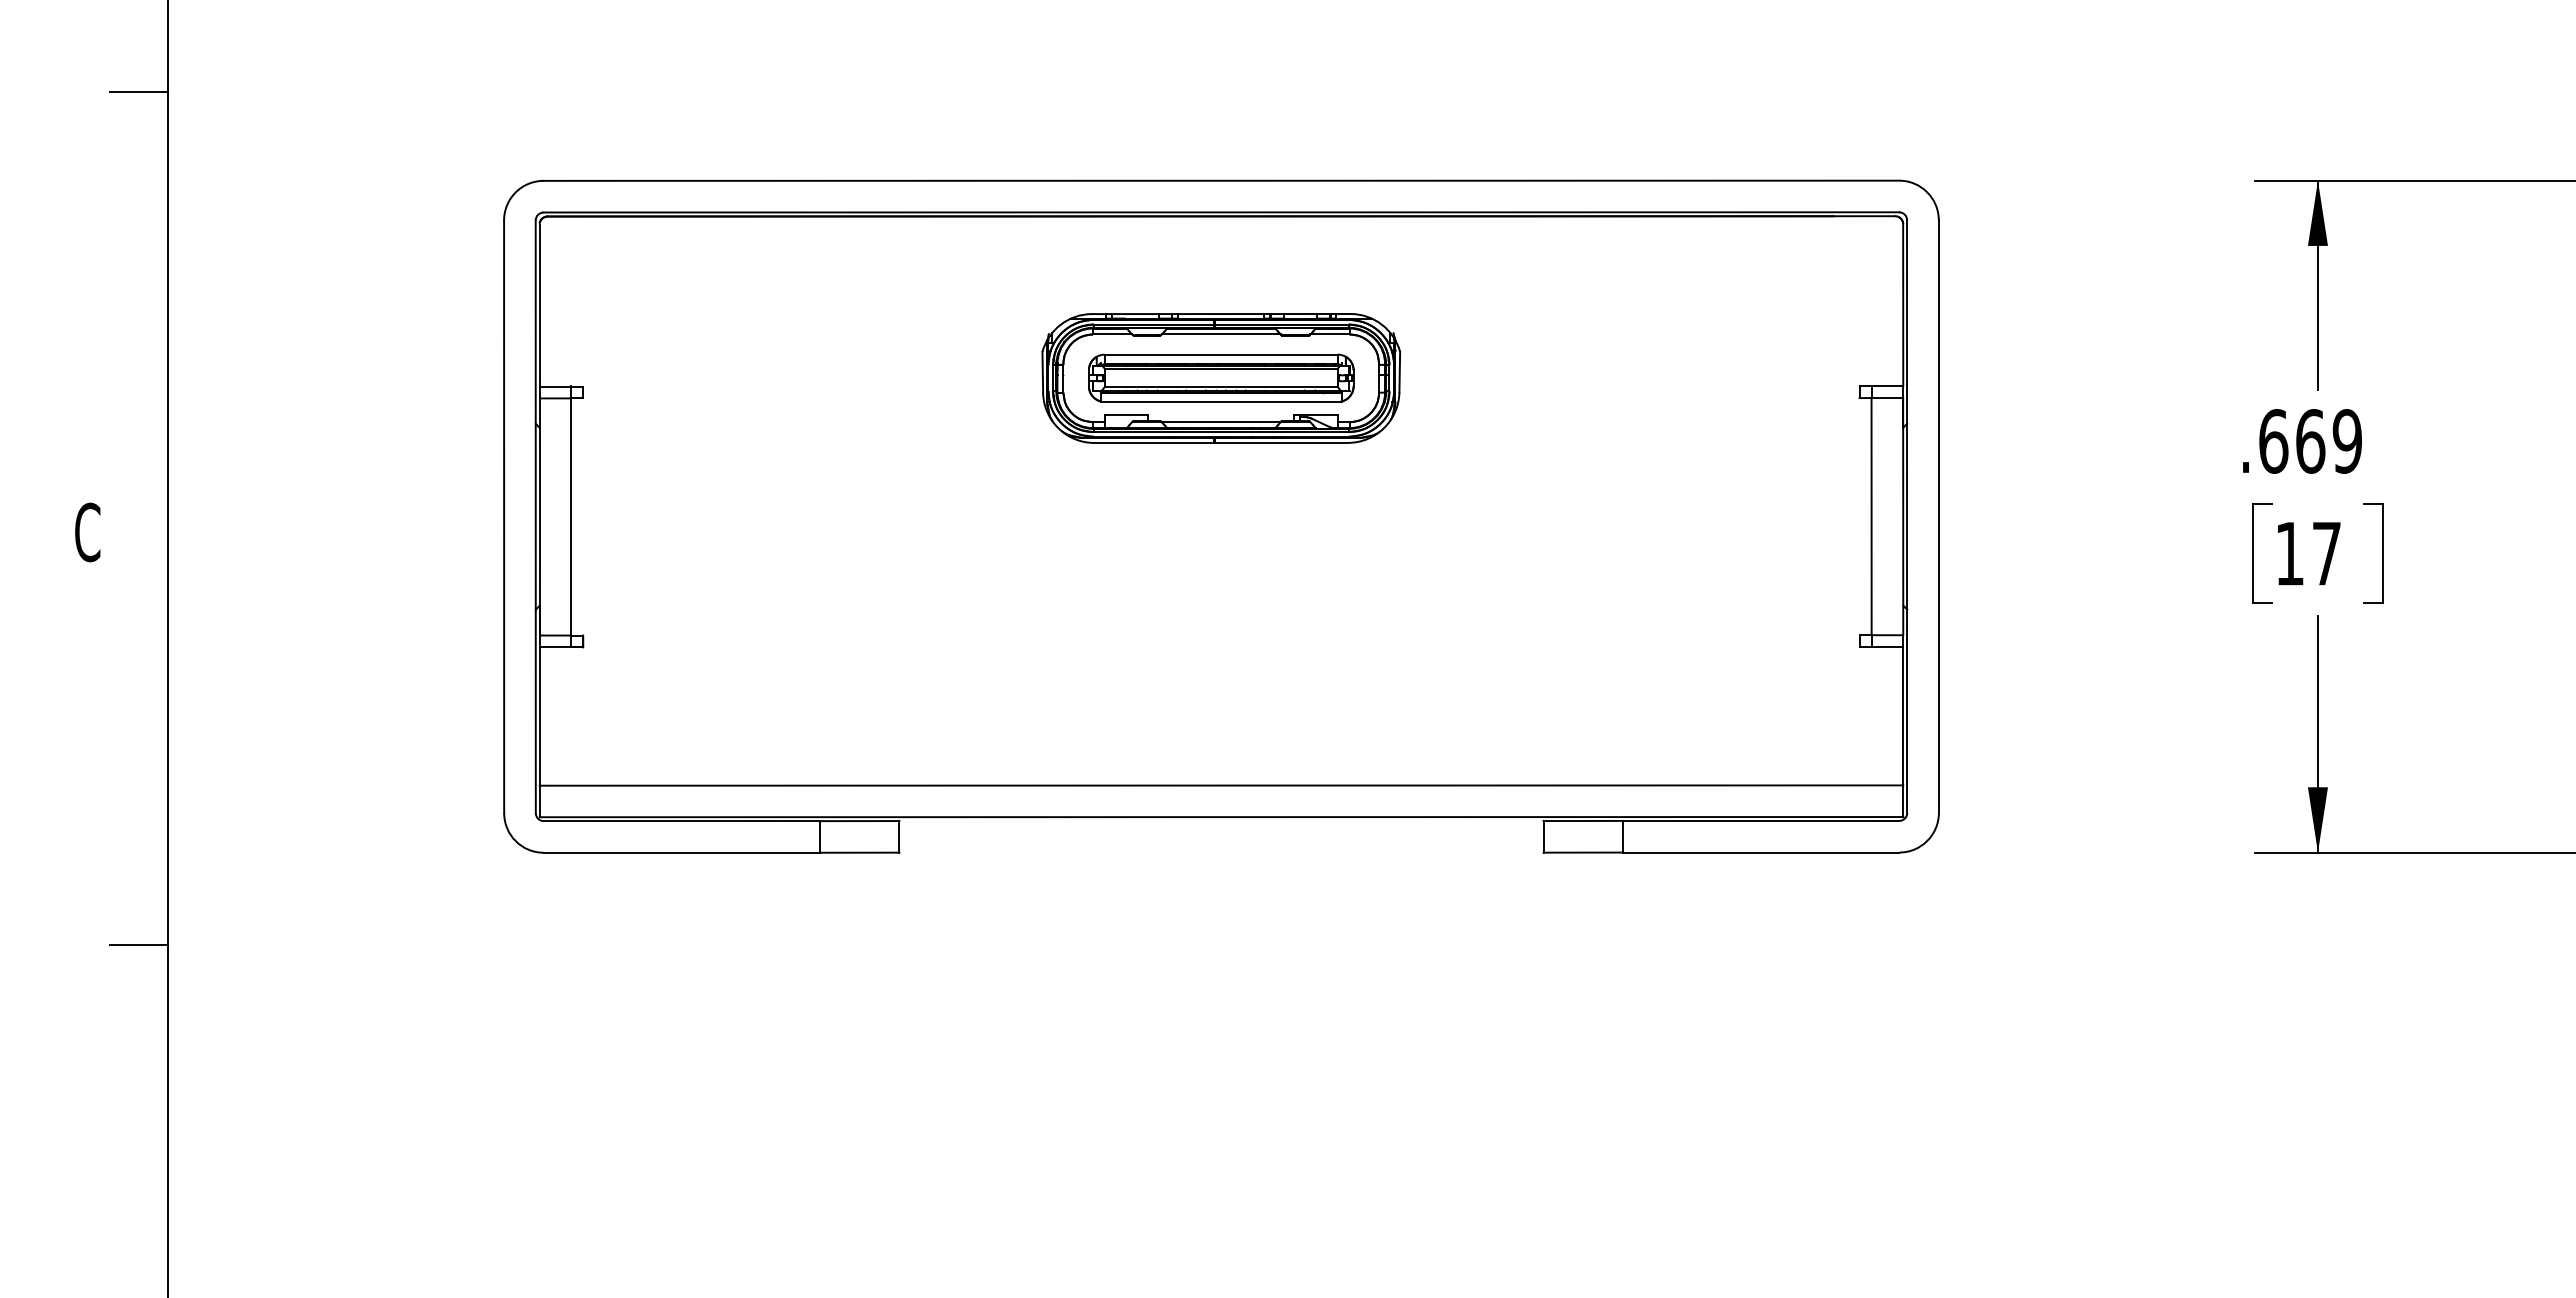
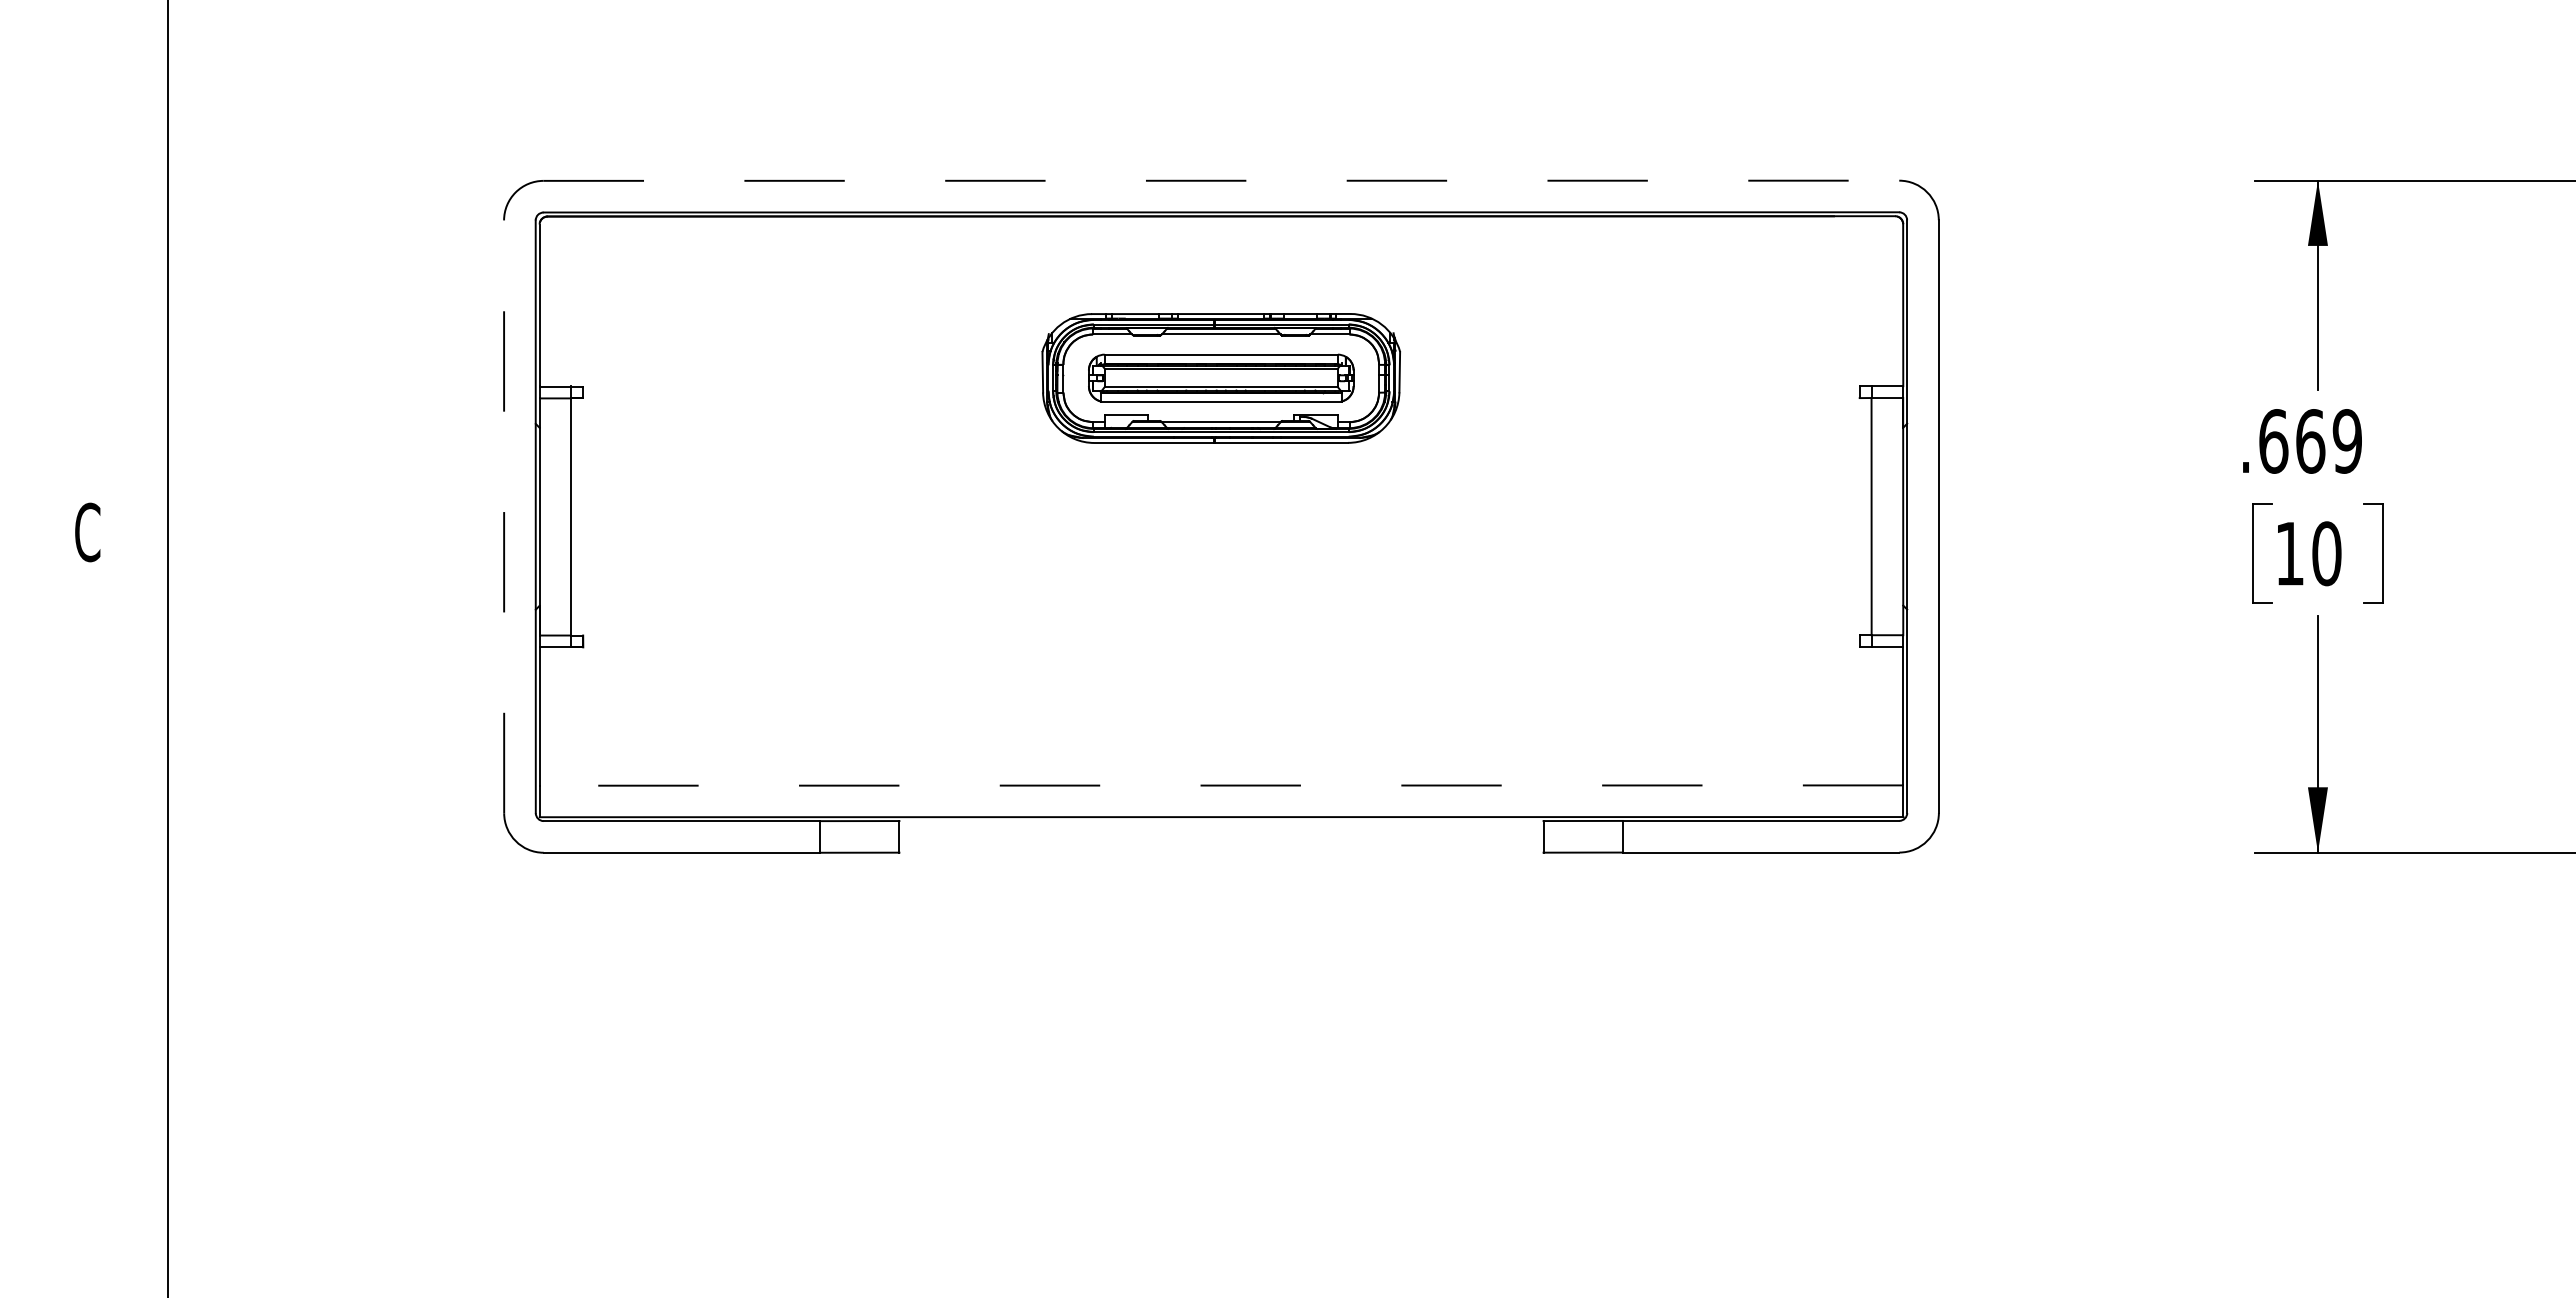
line: present -> none (139, 92)
line: solid -> dashed (1221, 180)
line: solid -> dashed (504, 516)
text: 17 -> 10 (2326, 553)
line: solid -> dashed (1221, 785)
line: present -> none (139, 945)
